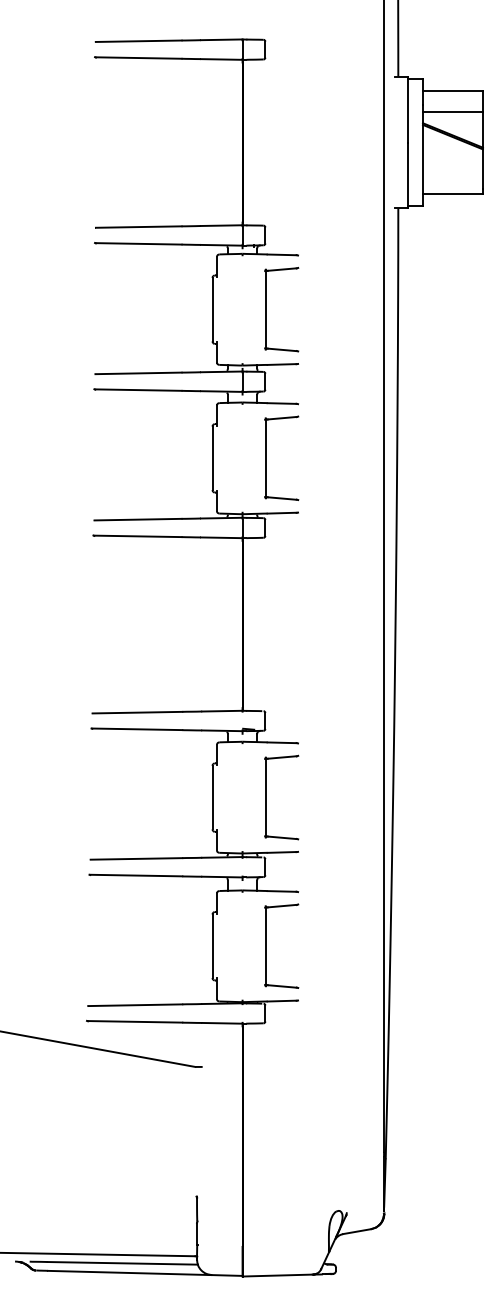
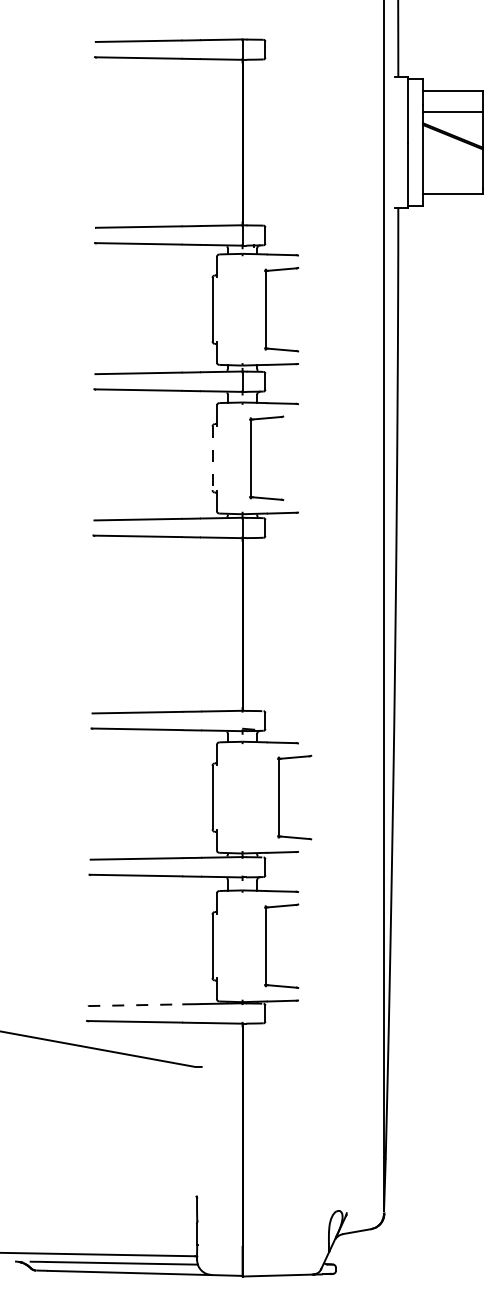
part position: (266, 457) -> (251, 457) (251, 457)
line: solid -> dashed (212, 458)
part position: (266, 797) -> (279, 797) (279, 797)
line: solid -> dashed (135, 1005)
